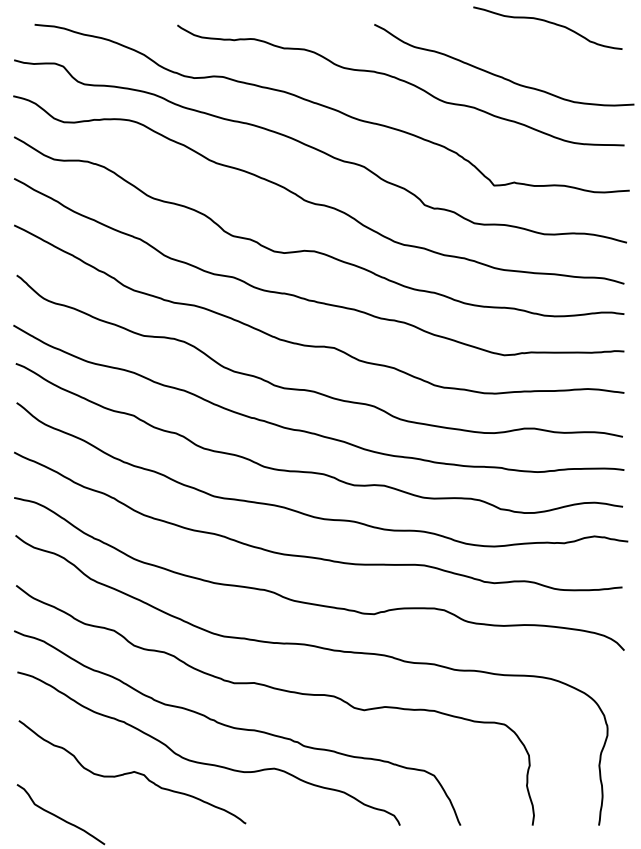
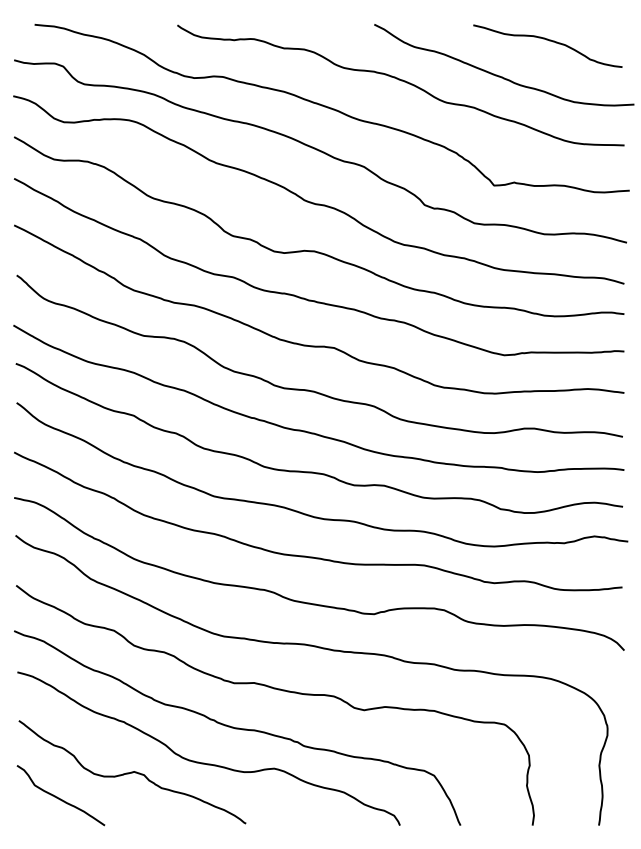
curve position: (549, 23) -> (549, 41) (549, 41)
curve position: (59, 816) -> (59, 797) (59, 797)
